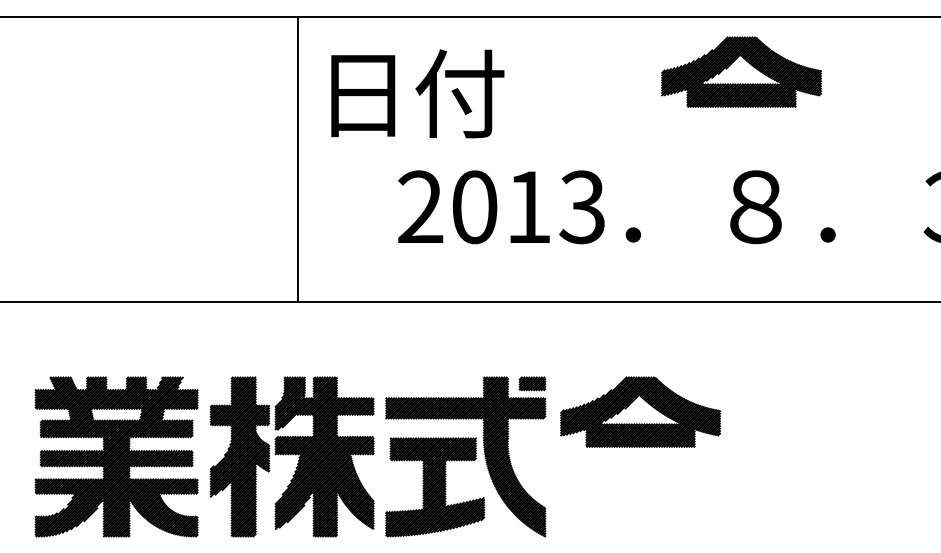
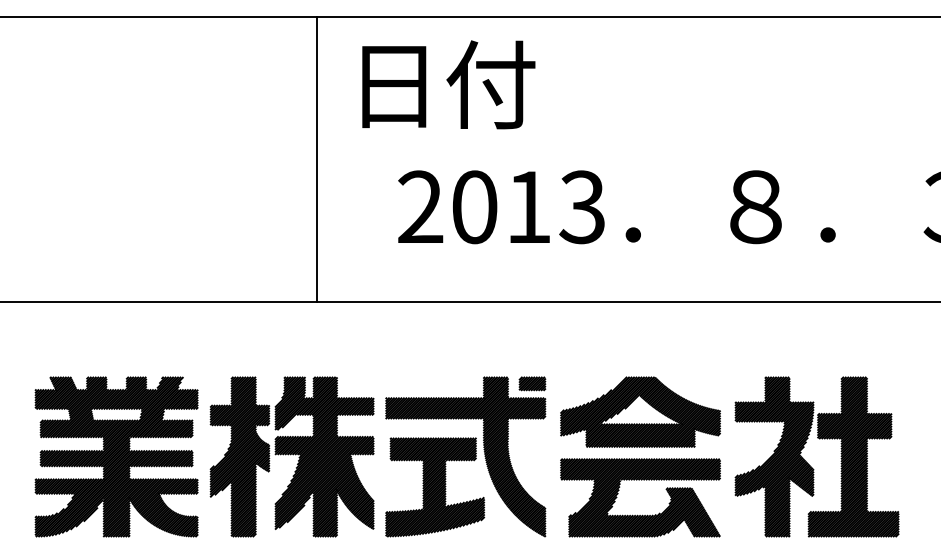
part: present -> none (741, 71)
text position: (417, 93) -> (448, 84) (448, 84)
line position: (298, 159) -> (317, 159) (317, 159)
part: none -> present (808, 463)
part: none -> present (640, 514)
